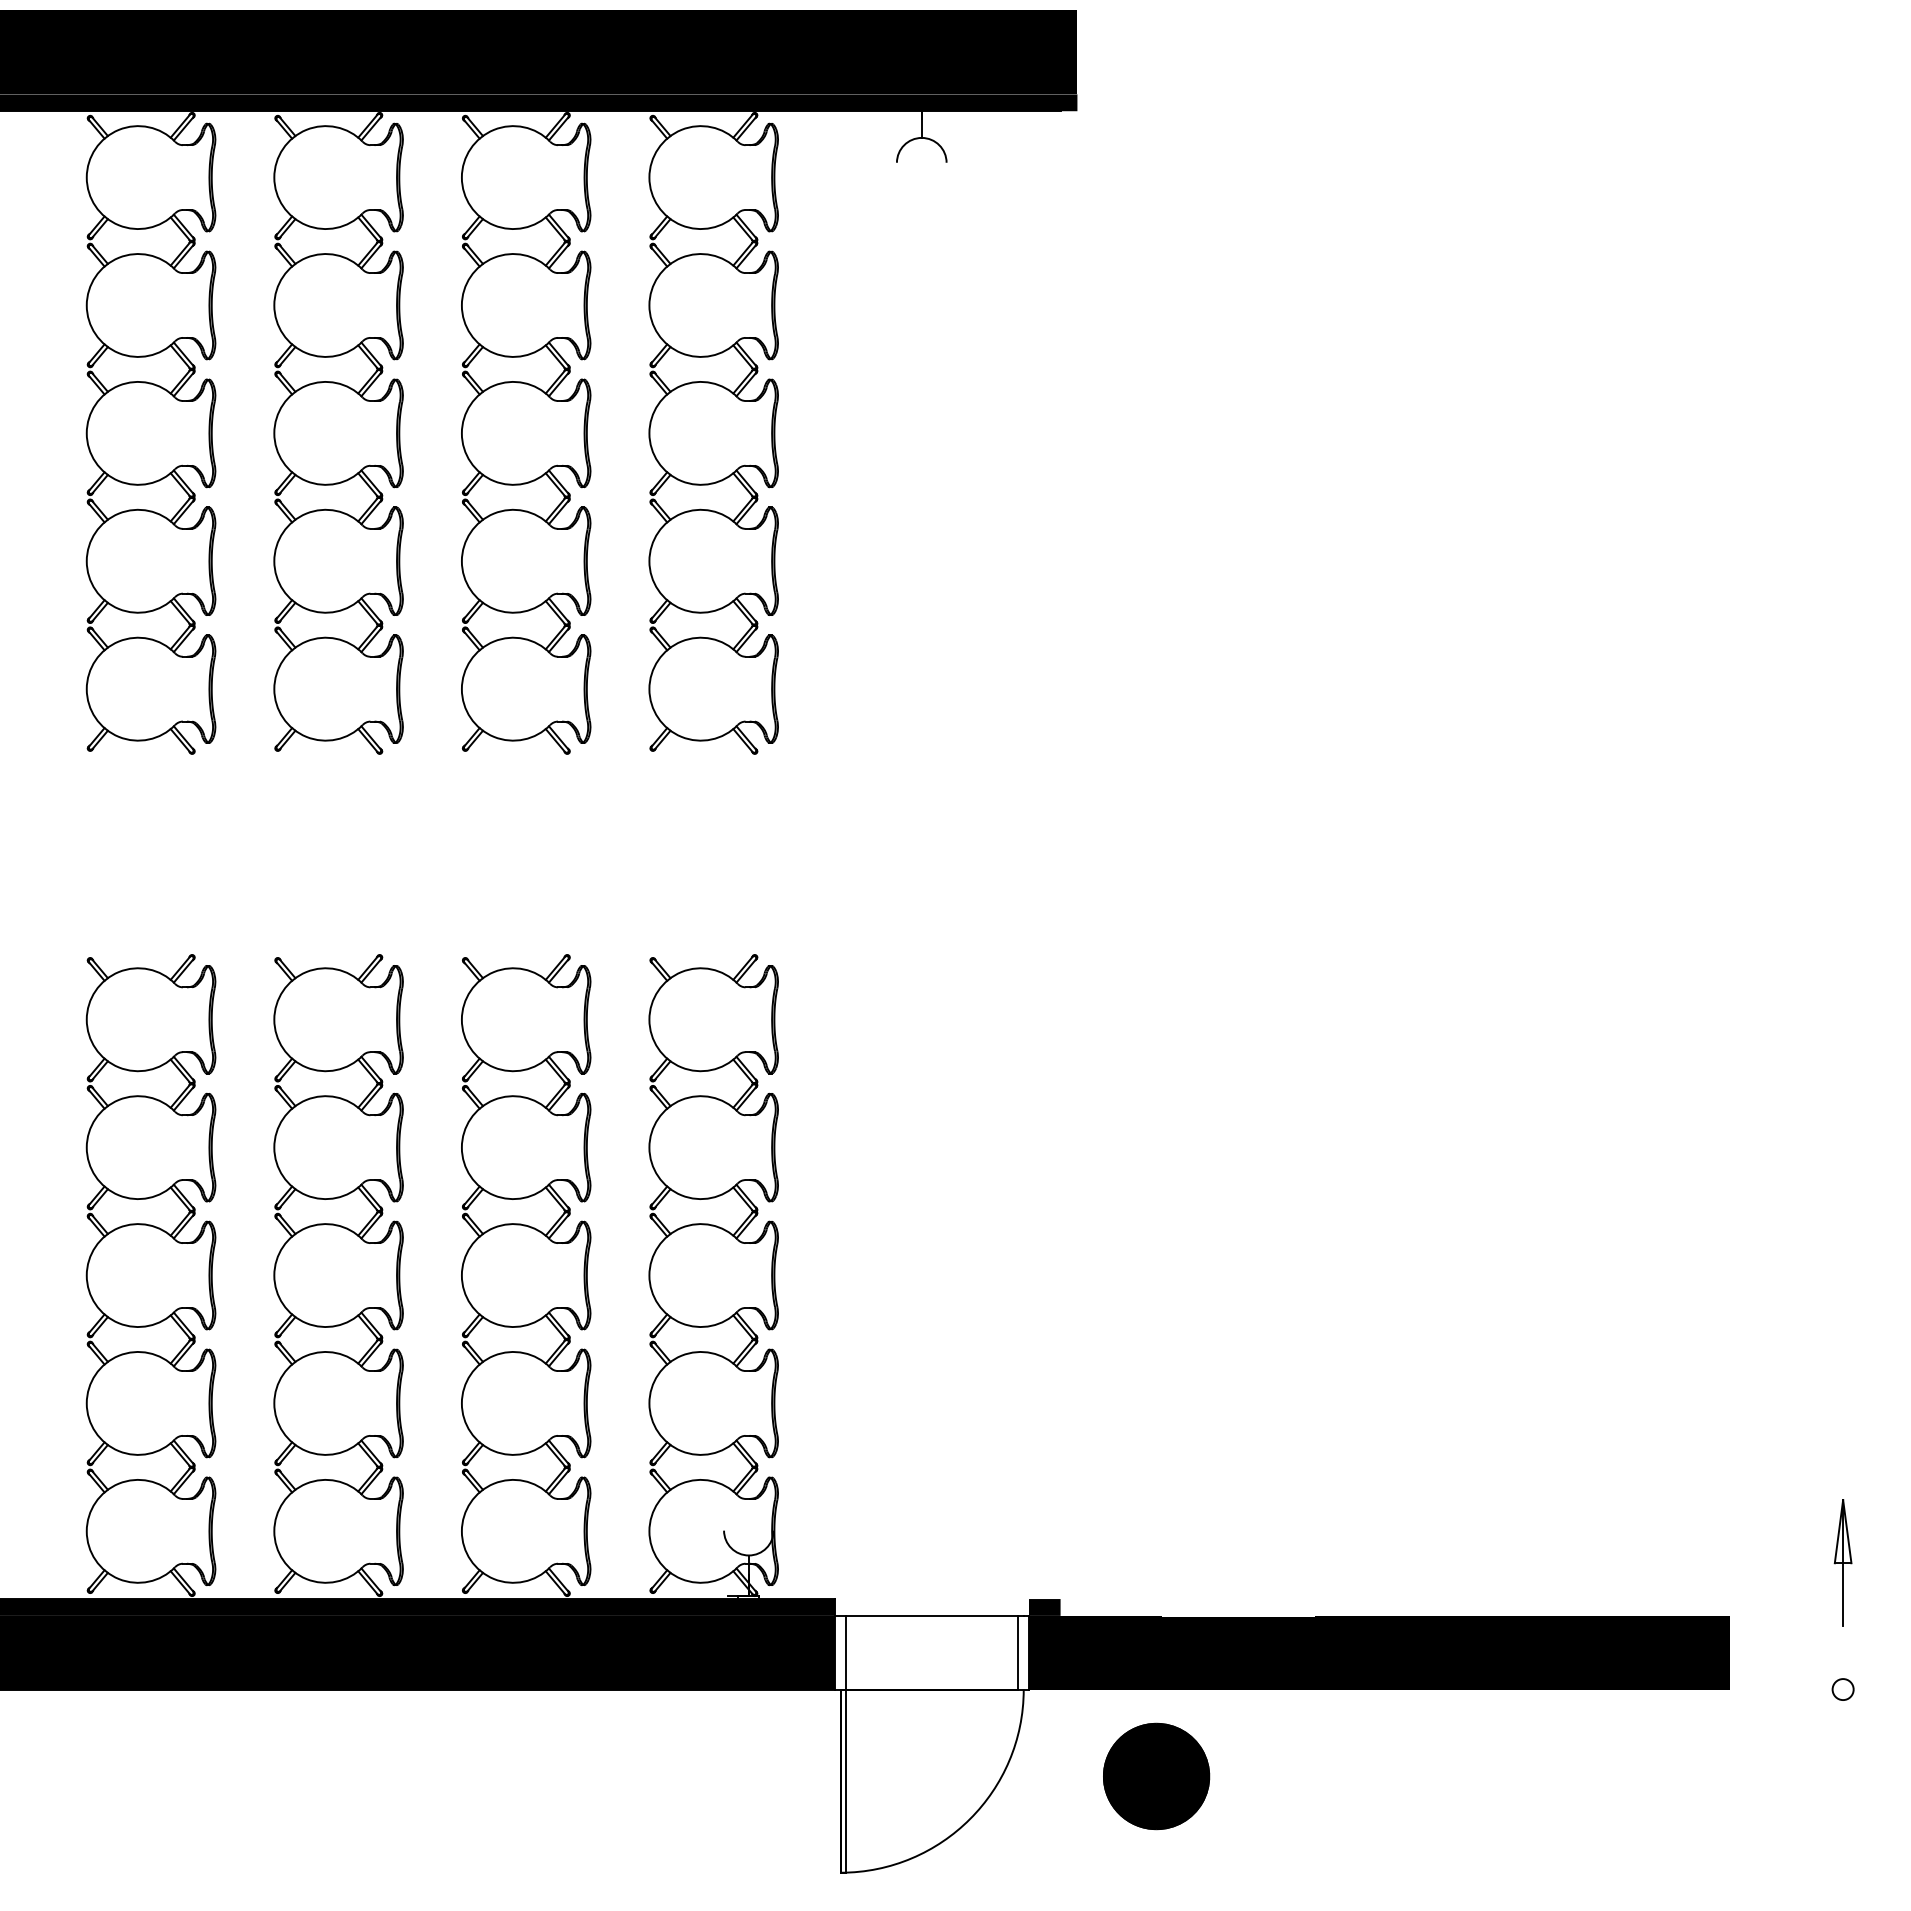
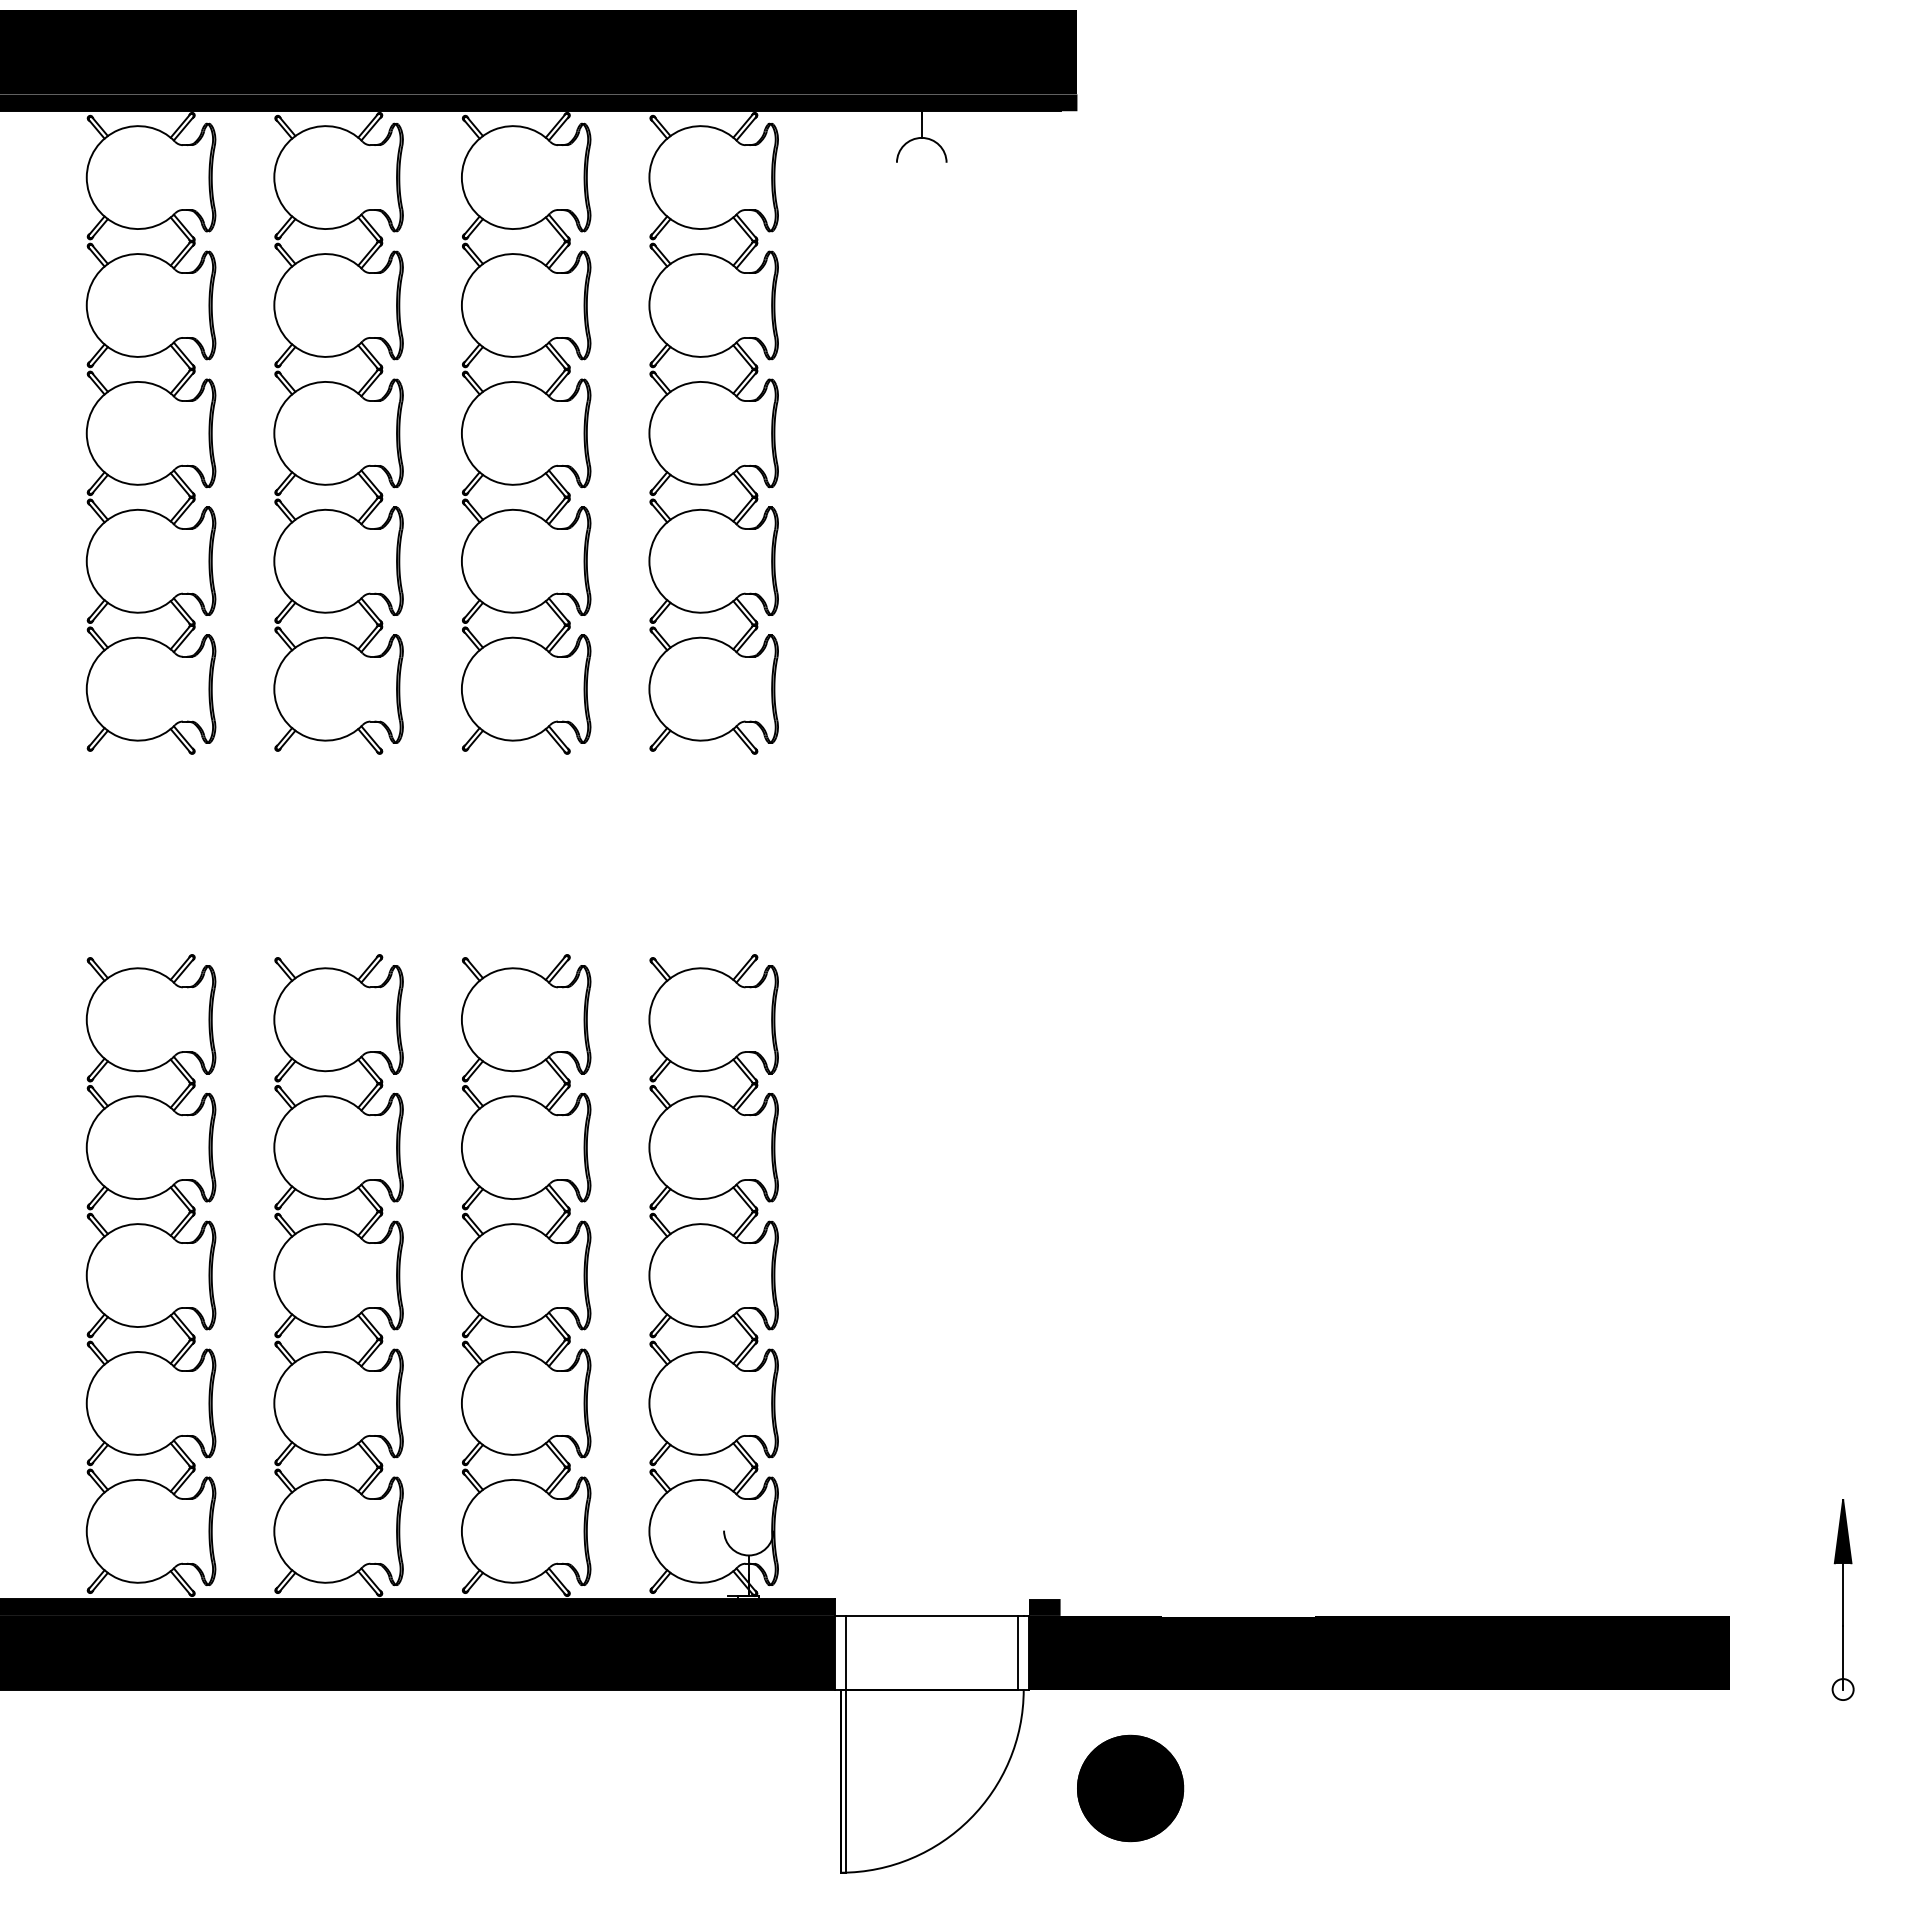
fill: none -> present (1842, 1531)
line: none -> present (1843, 1657)
part position: (1156, 1776) -> (1130, 1788) (1130, 1788)
